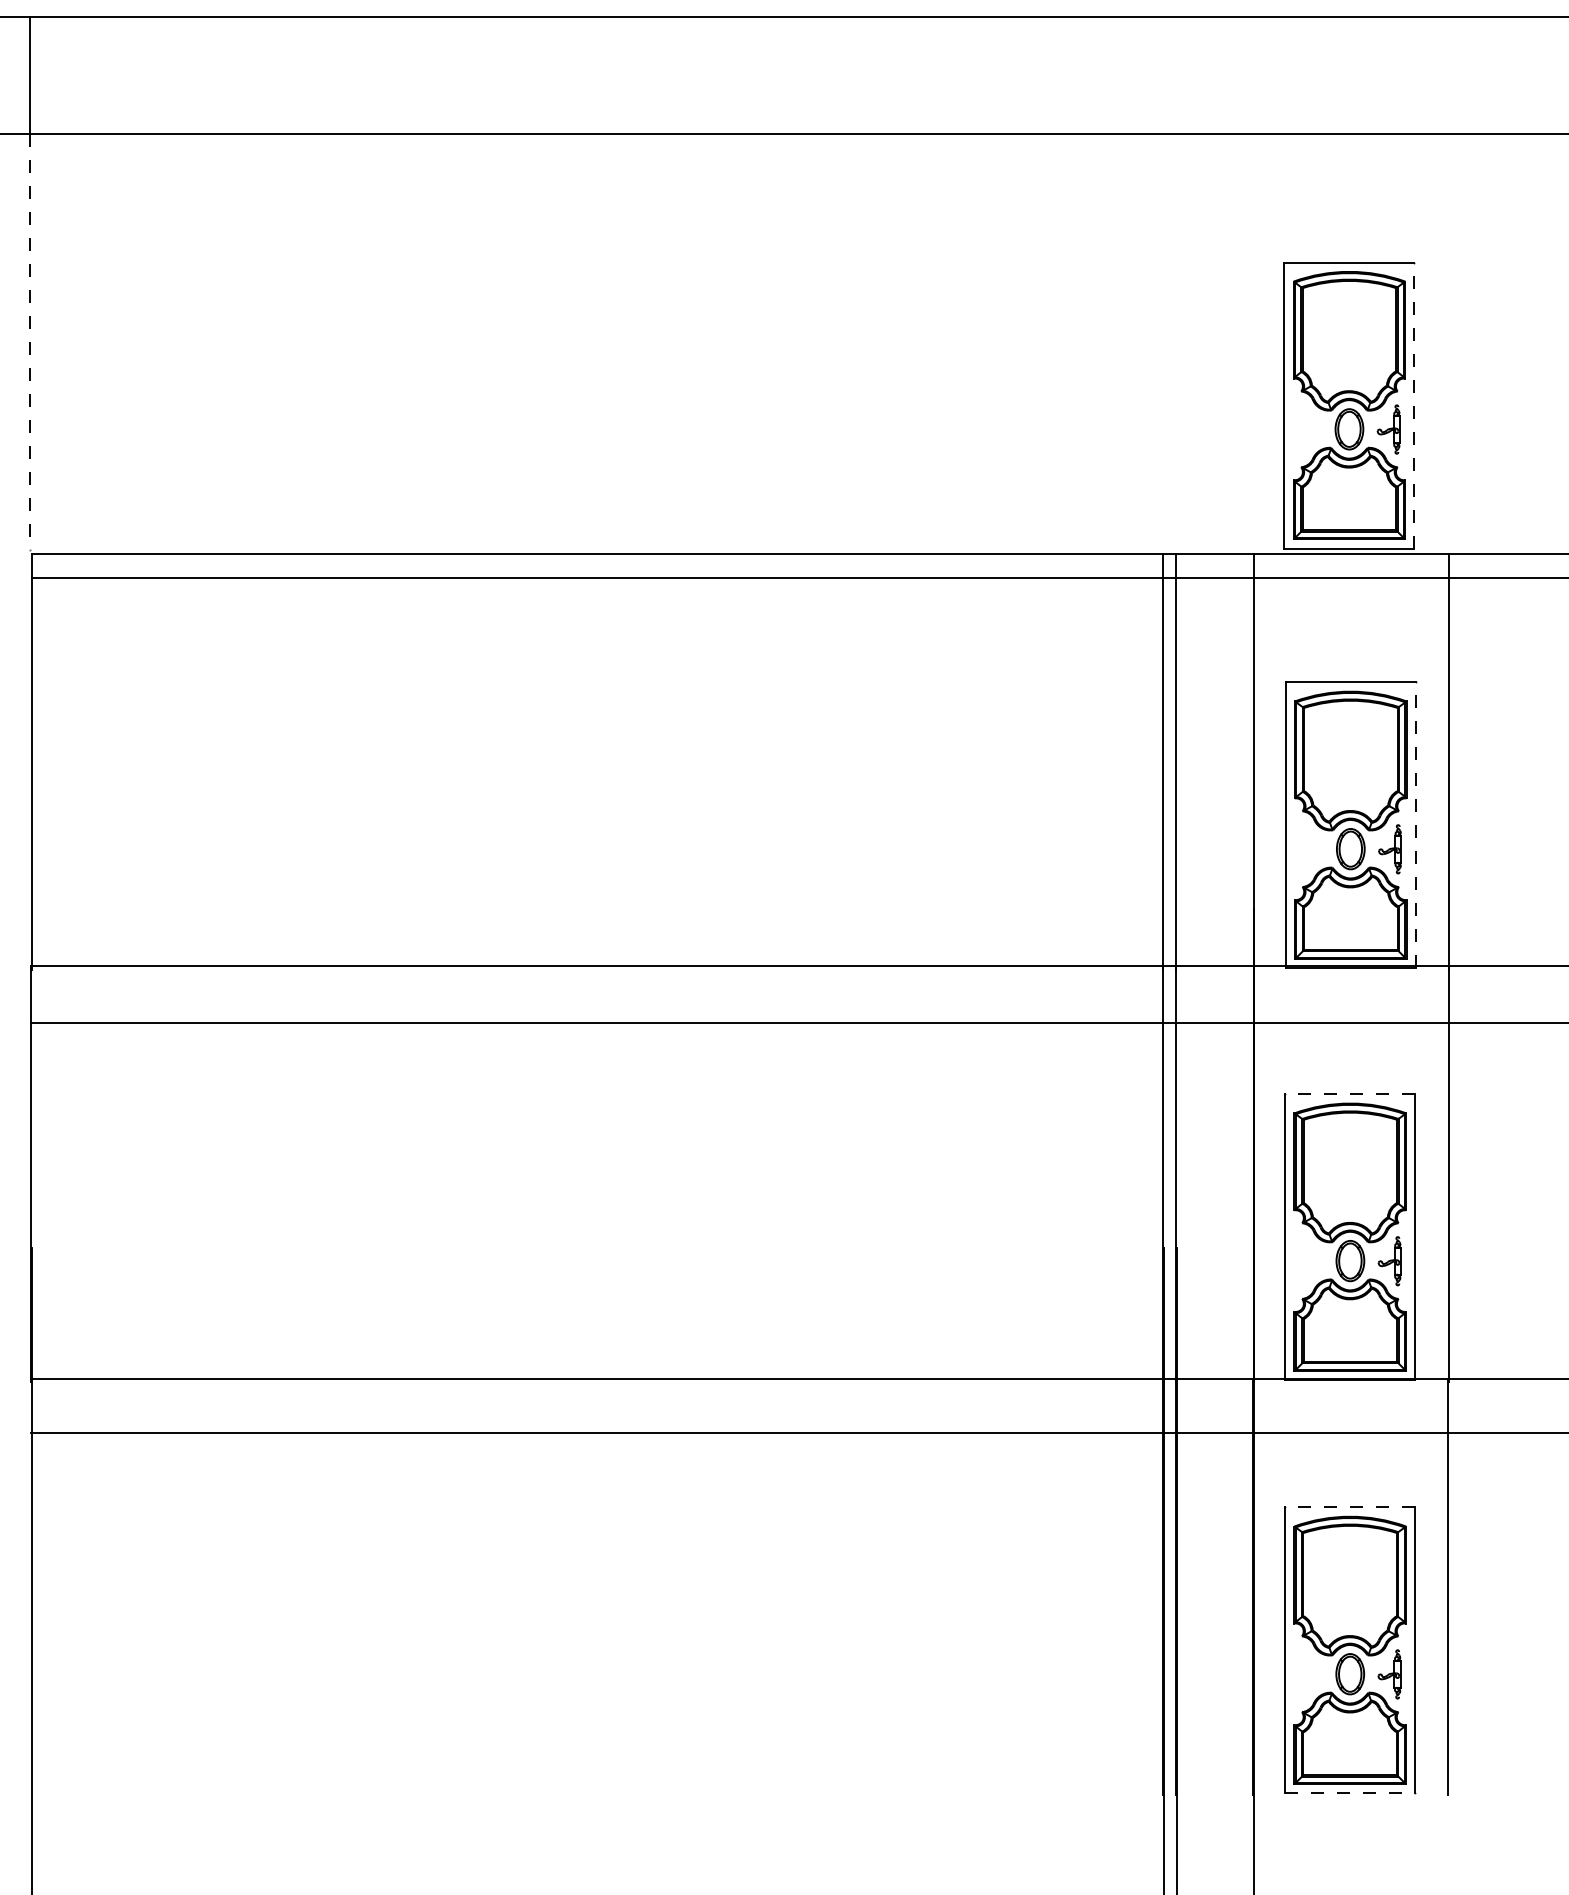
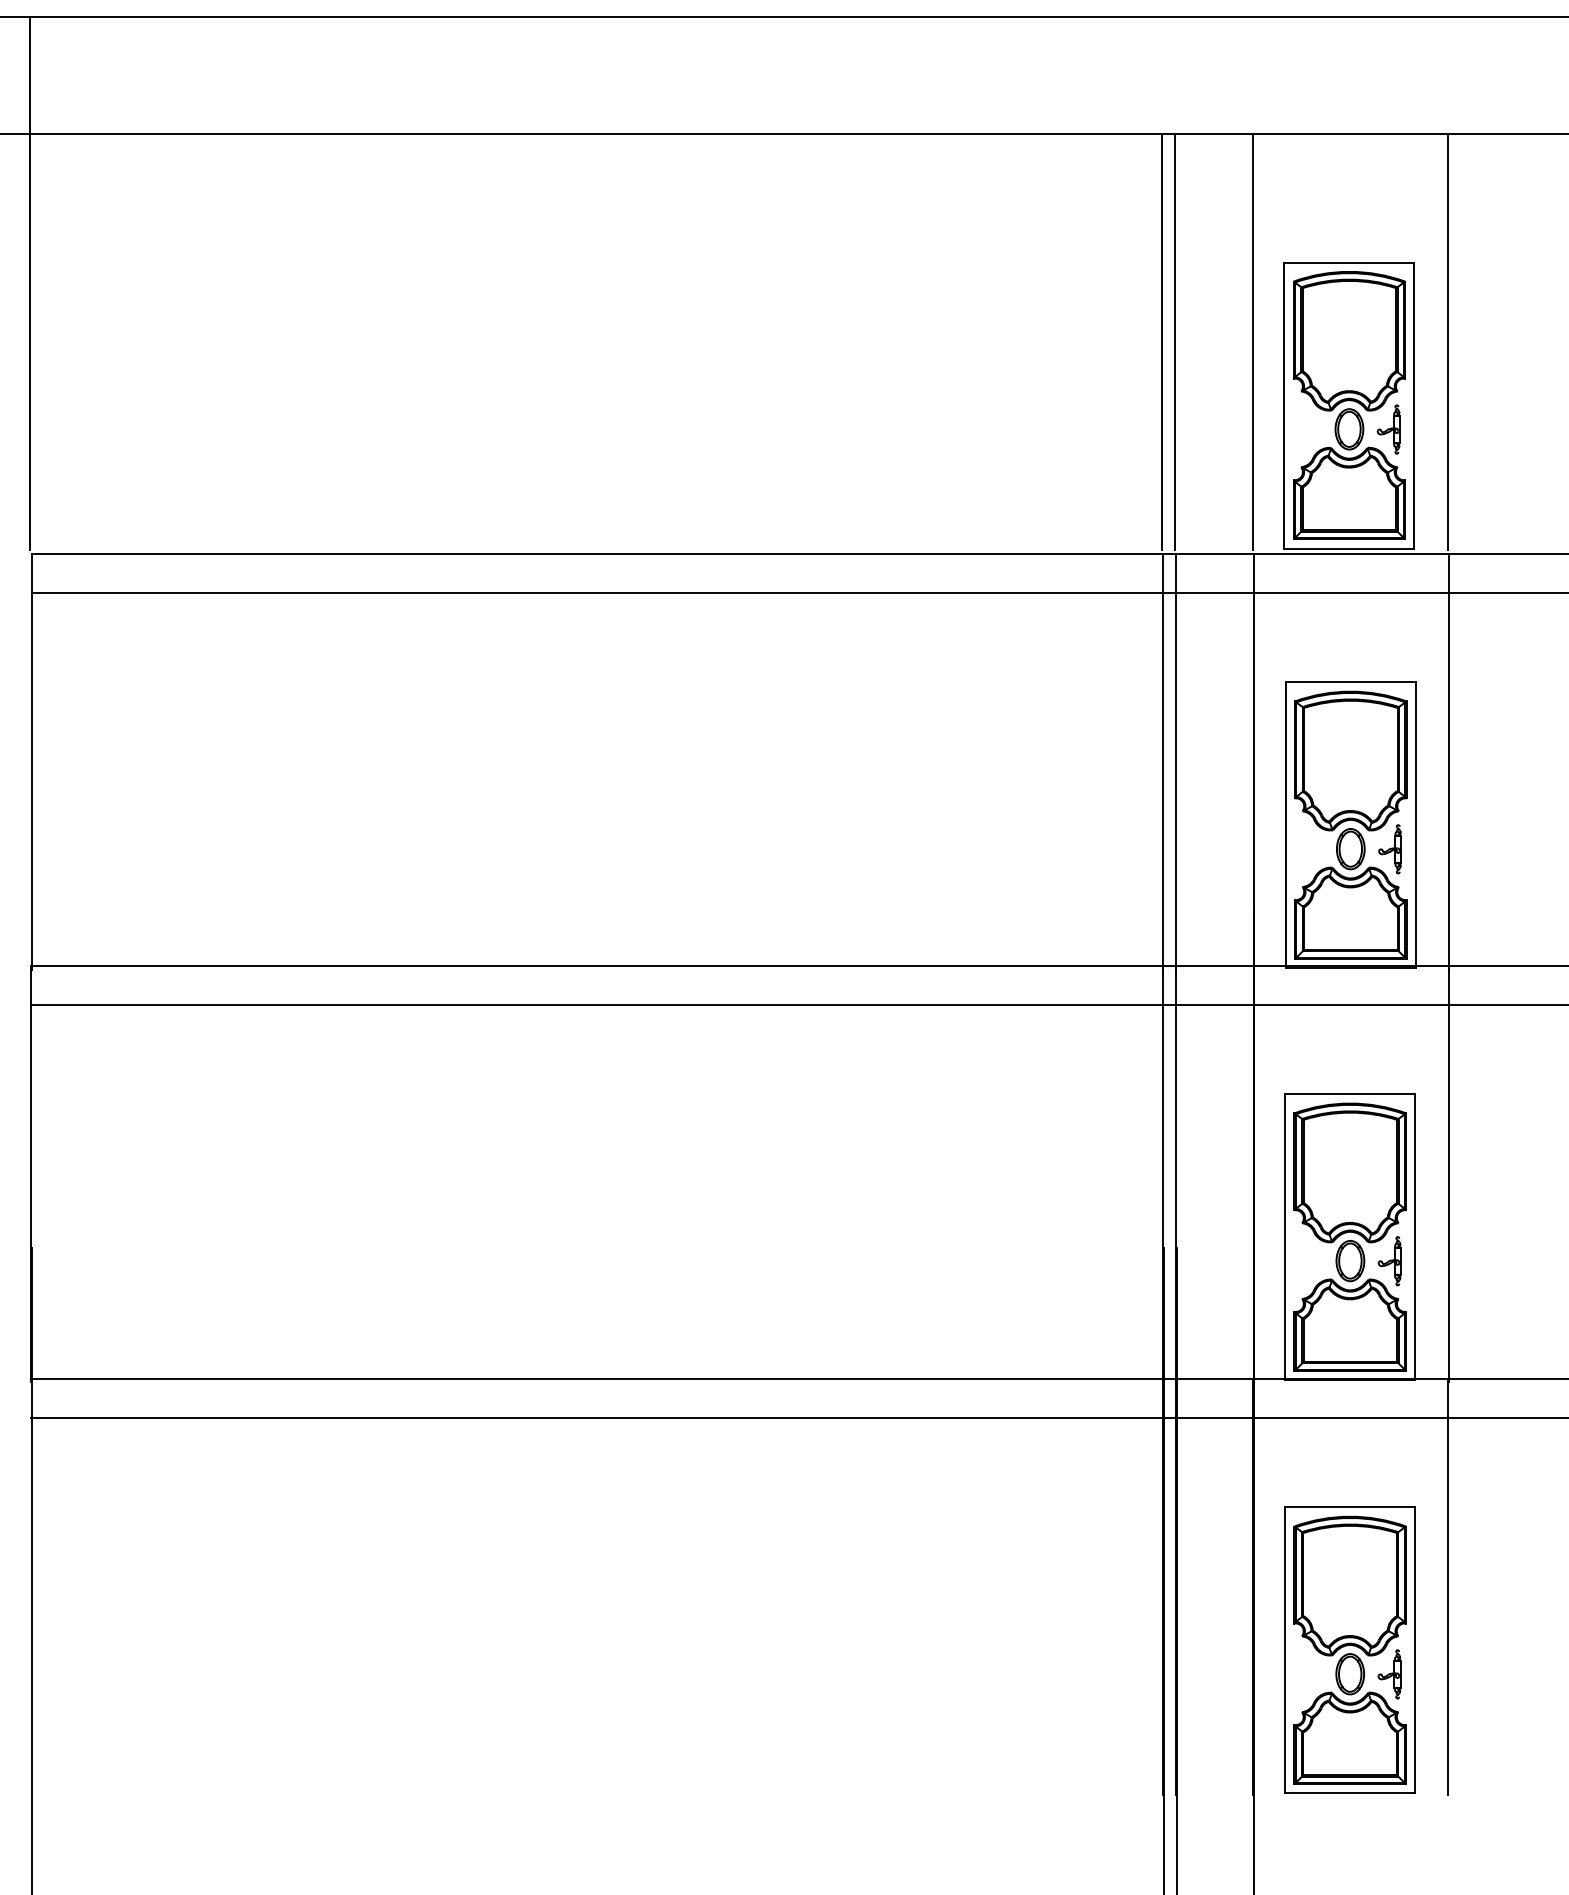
line: none -> present (1161, 341)
line: none -> present (1174, 341)
line: none -> present (1252, 341)
line: none -> present (1447, 341)
line: dashed -> solid (30, 342)
line: dashed -> solid (1414, 405)
line position: (798, 577) -> (798, 592) (798, 592)
line: dashed -> solid (1415, 824)
line position: (798, 1022) -> (798, 1004) (798, 1004)
line: dashed -> solid (1349, 1094)
line position: (798, 1432) -> (798, 1417) (798, 1417)
line: dashed -> solid (1349, 1507)
line: dashed -> solid (1350, 1793)
